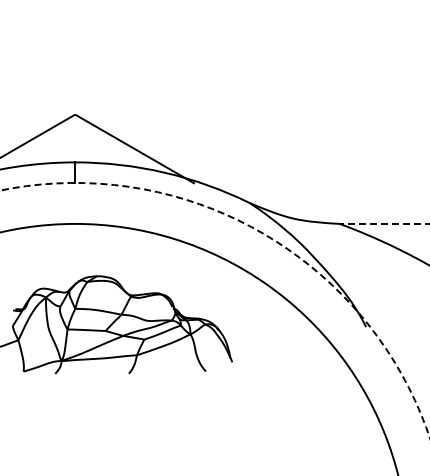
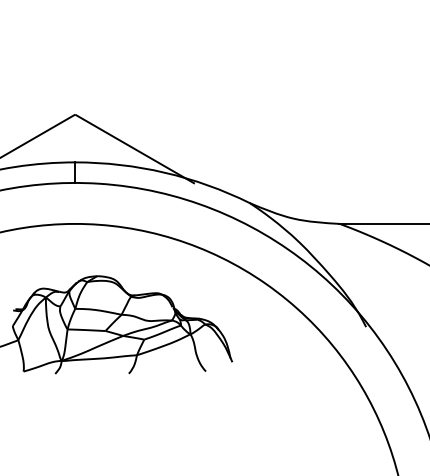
line: dashed -> solid (384, 223)
arc: dashed -> solid (263, 233)
